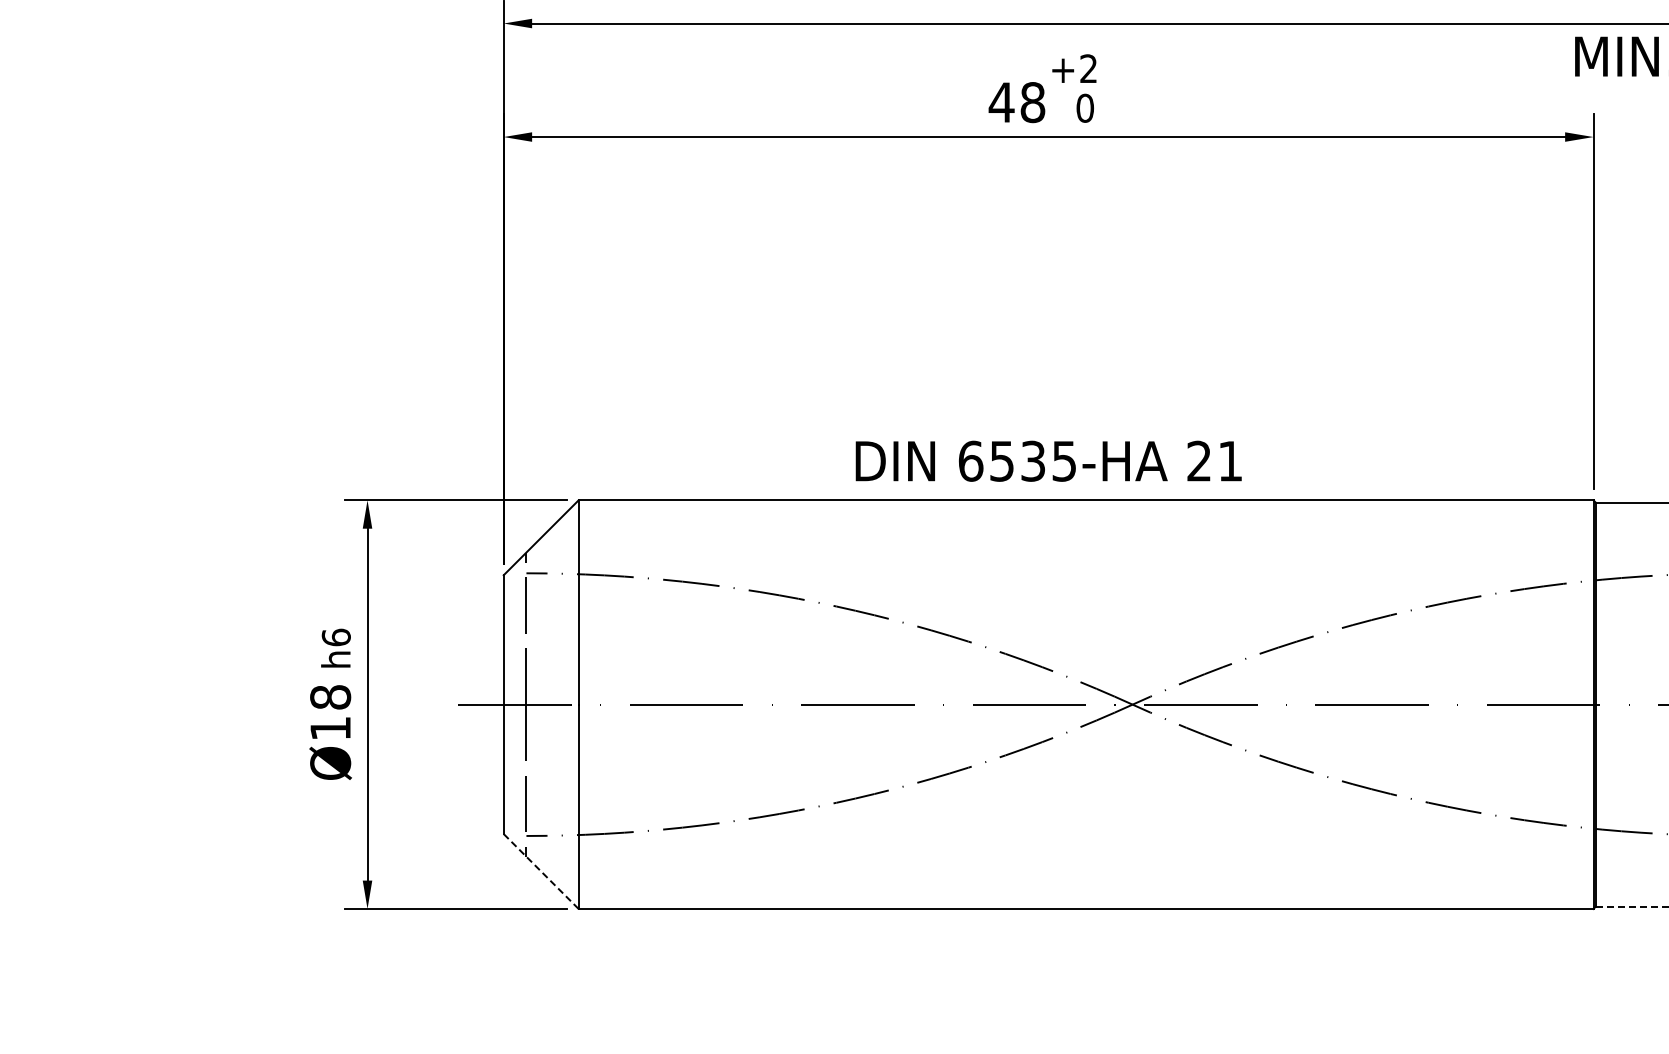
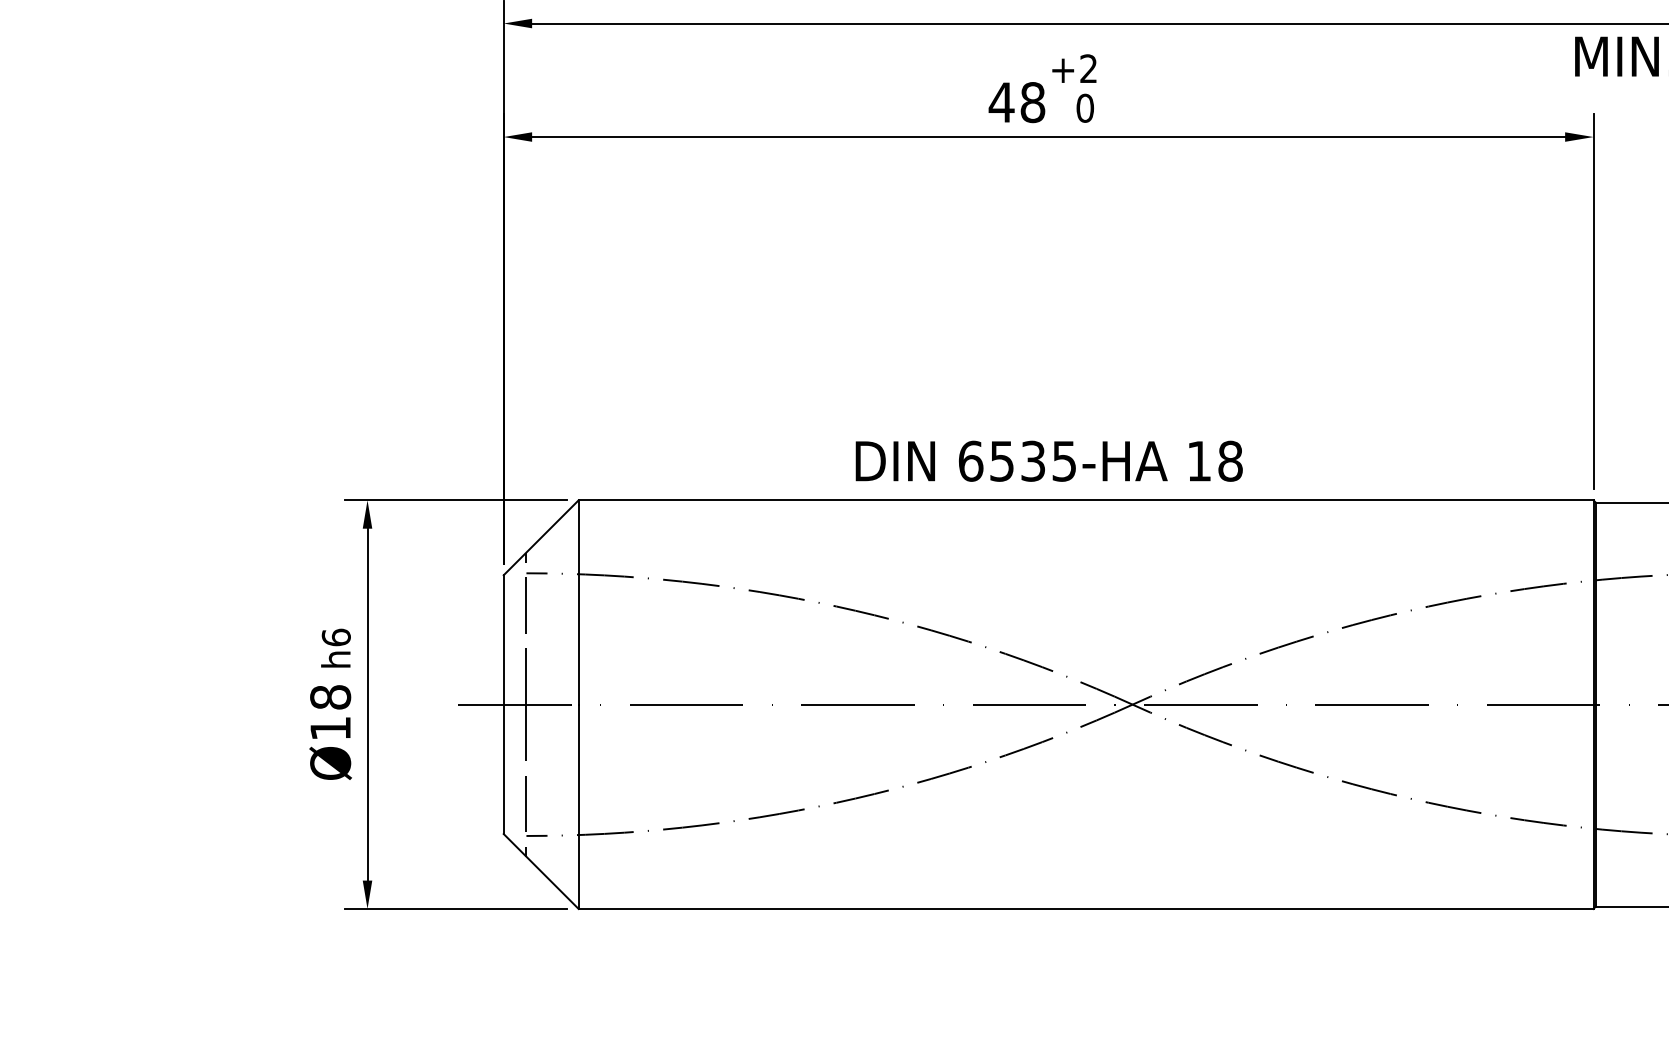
text: 21 -> 18 (1214, 460)
line: dashed -> solid (541, 871)
line: dashed -> solid (1632, 906)
